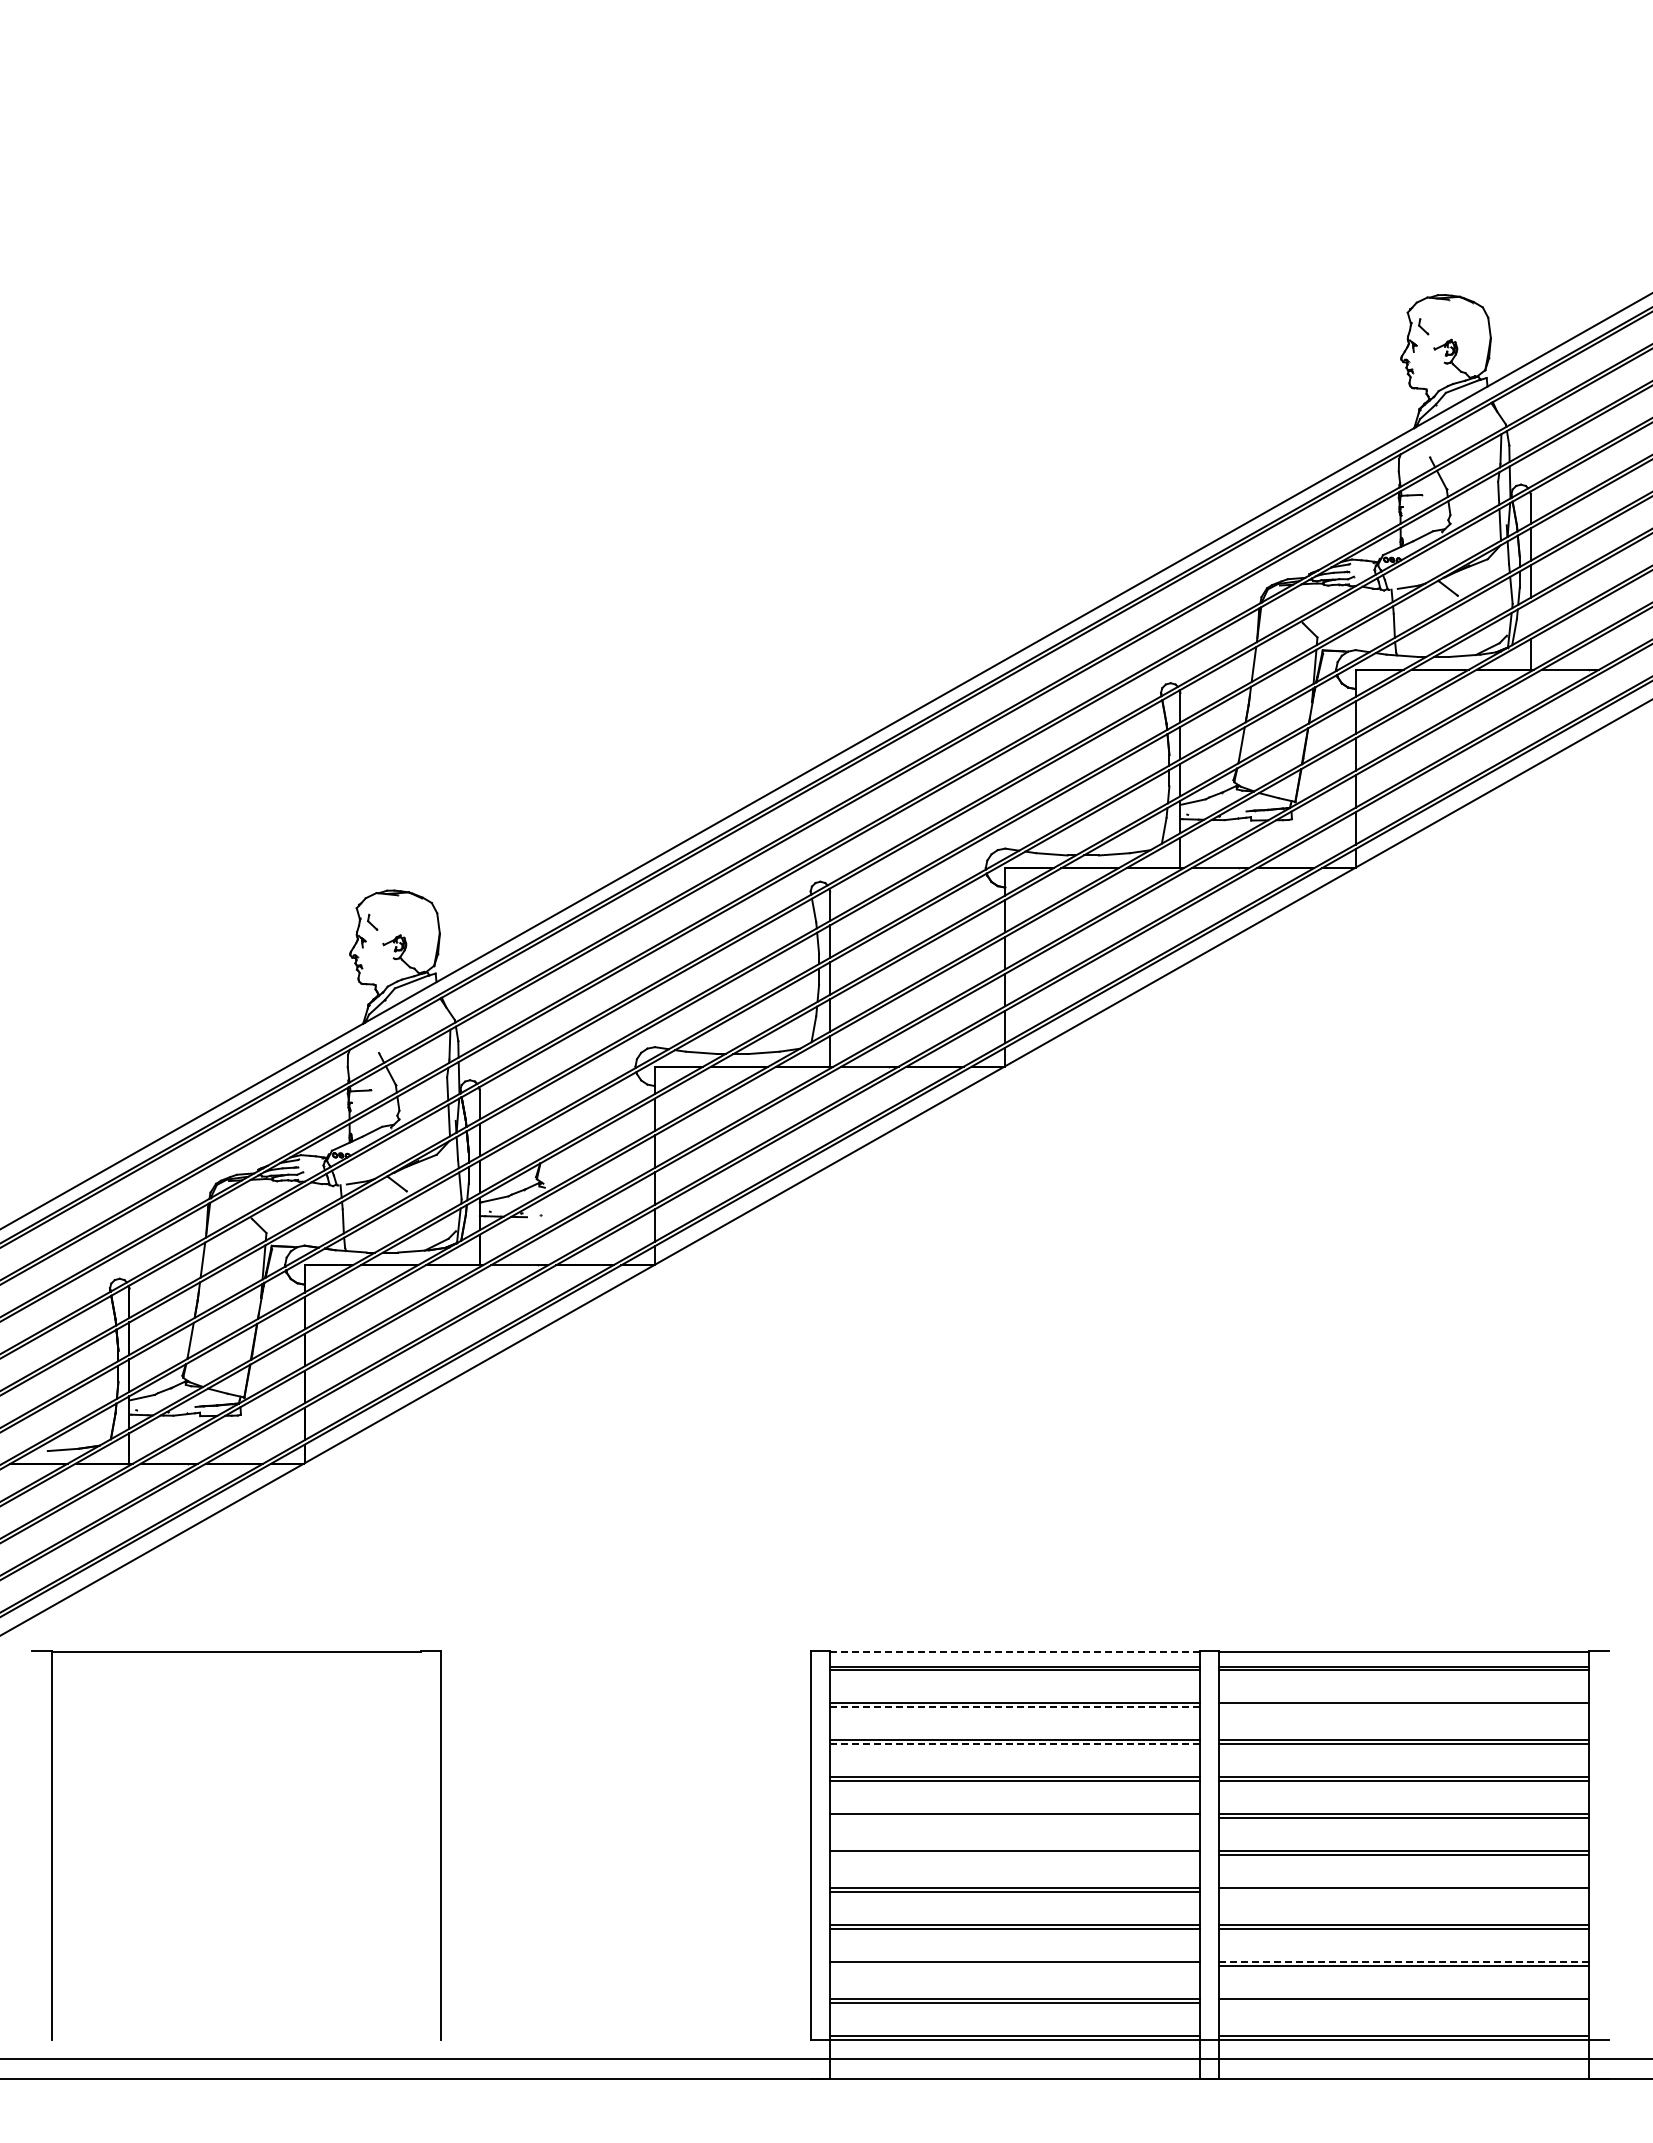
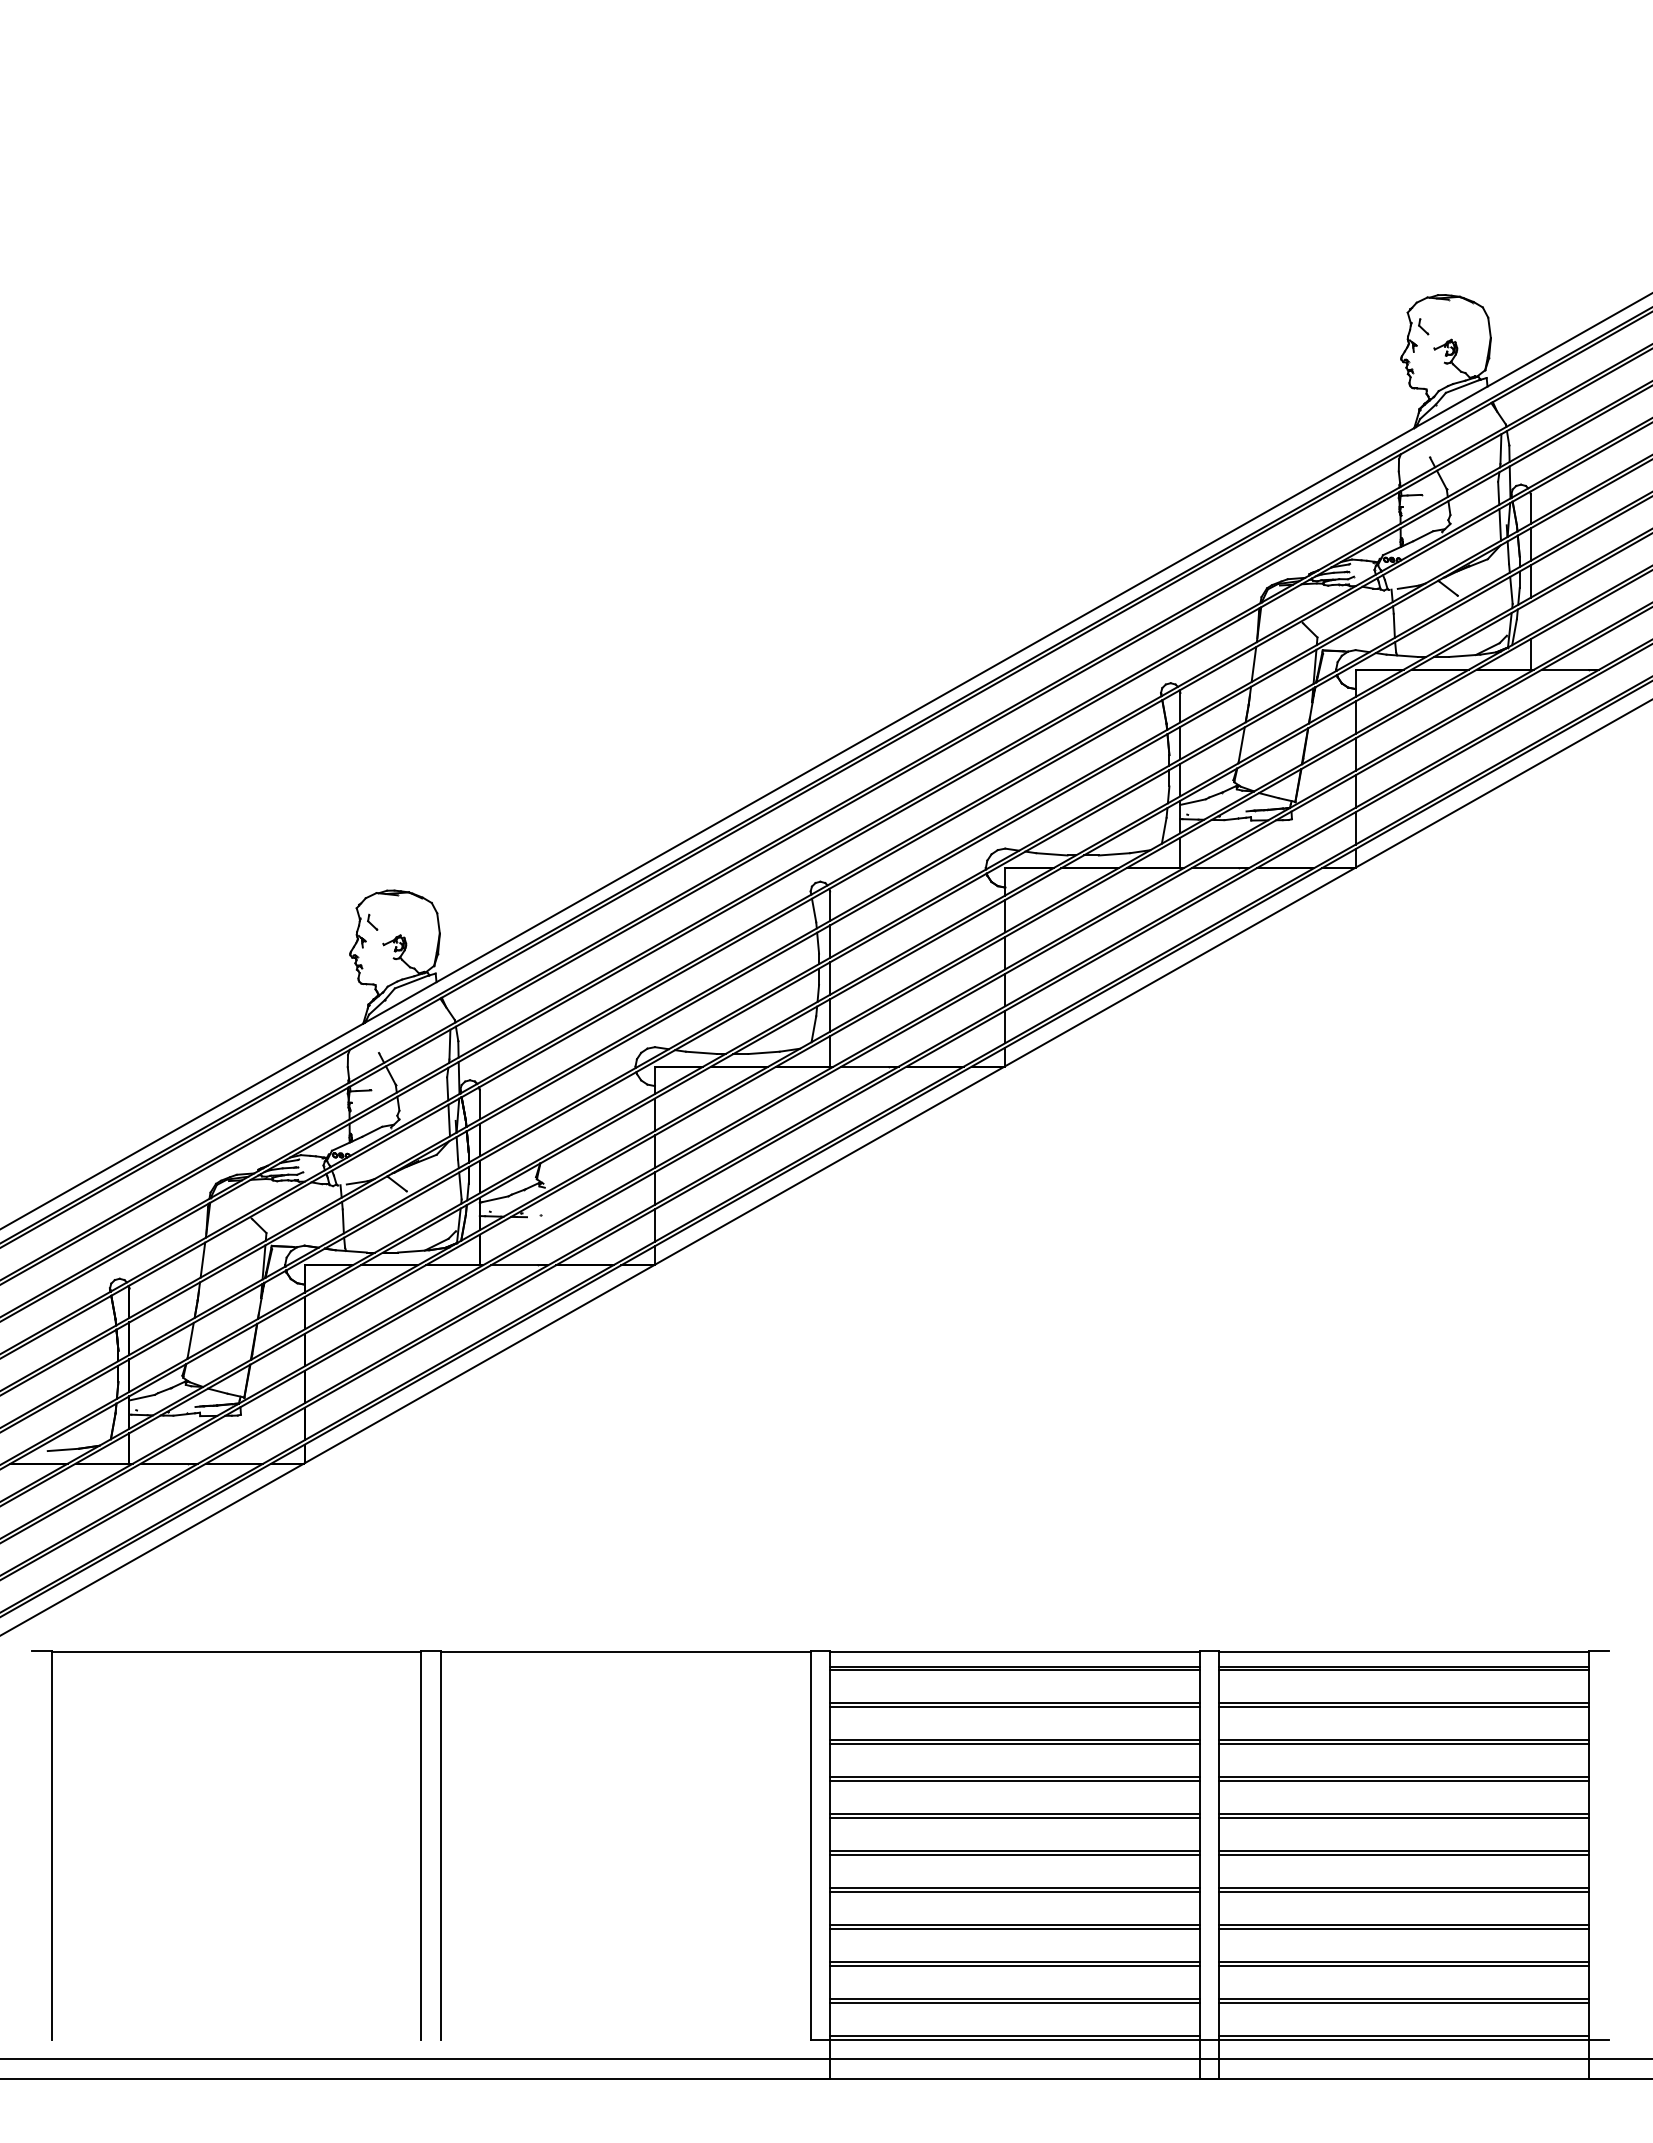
line: none -> present (625, 1652)
line: dashed -> solid (1015, 1652)
line: dashed -> solid (1015, 1707)
line: none -> present (1404, 1707)
line: dashed -> solid (1015, 1744)
line: none -> present (1014, 1818)
line: none -> present (421, 1844)
line: none -> present (1014, 1855)
line: none -> present (1404, 1891)
line: dashed -> solid (1404, 1961)
line: none -> present (1014, 1965)
line: none -> present (1404, 2002)
